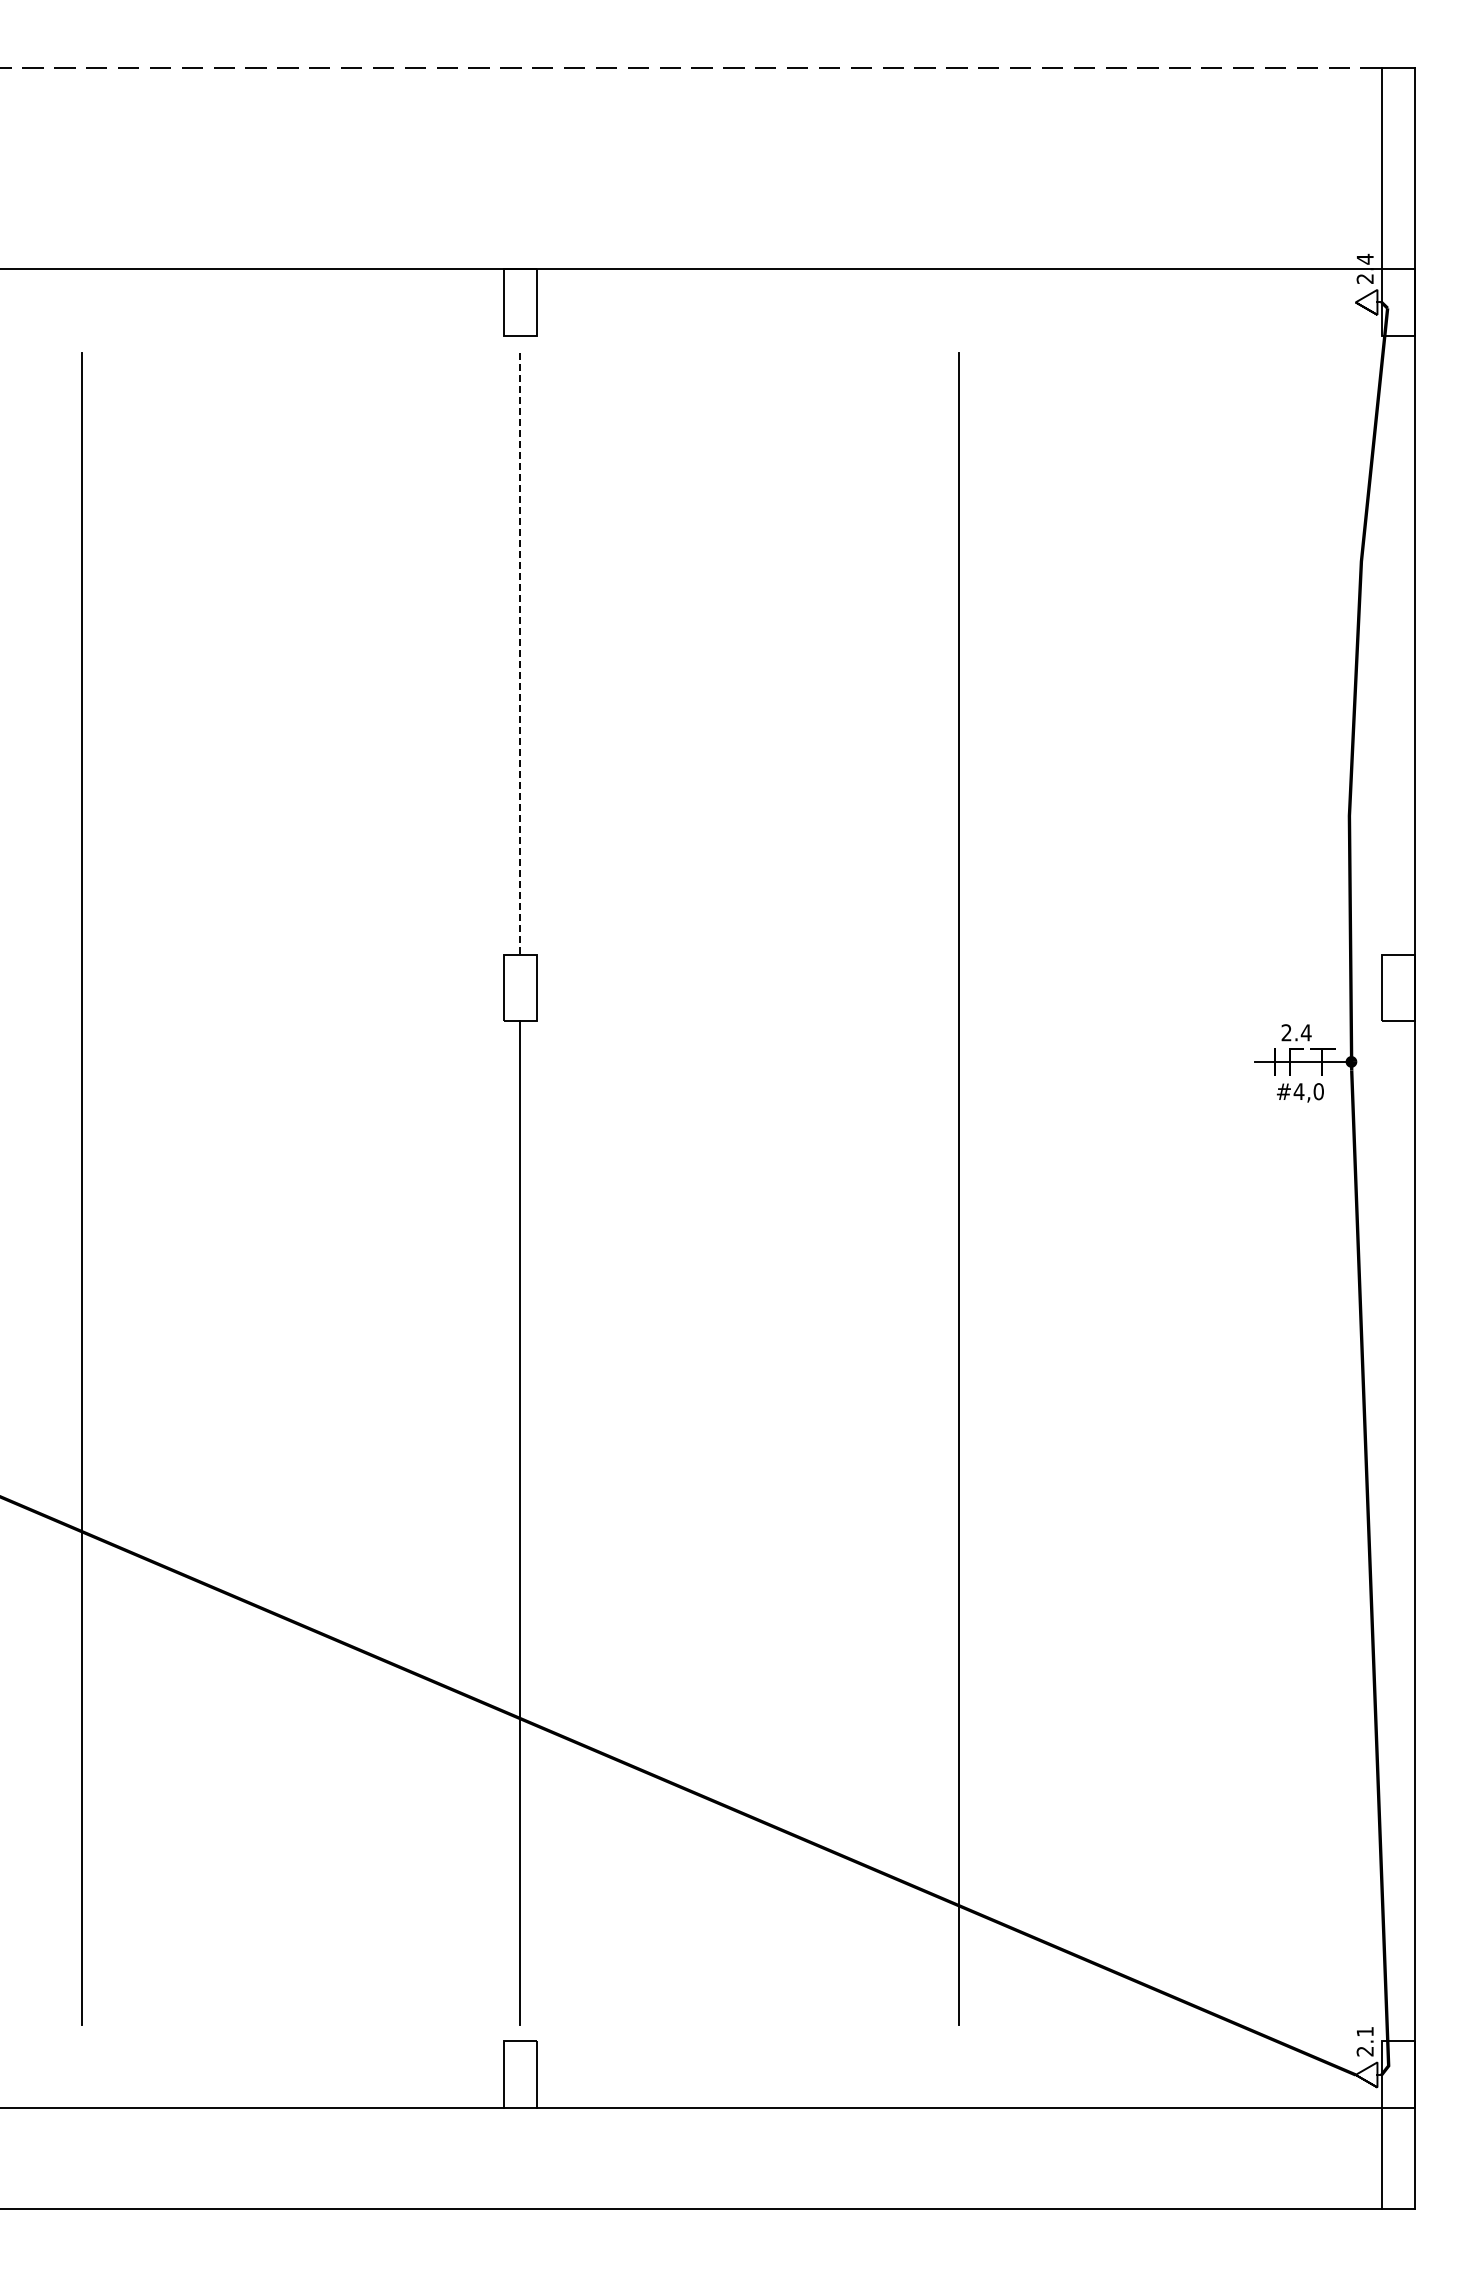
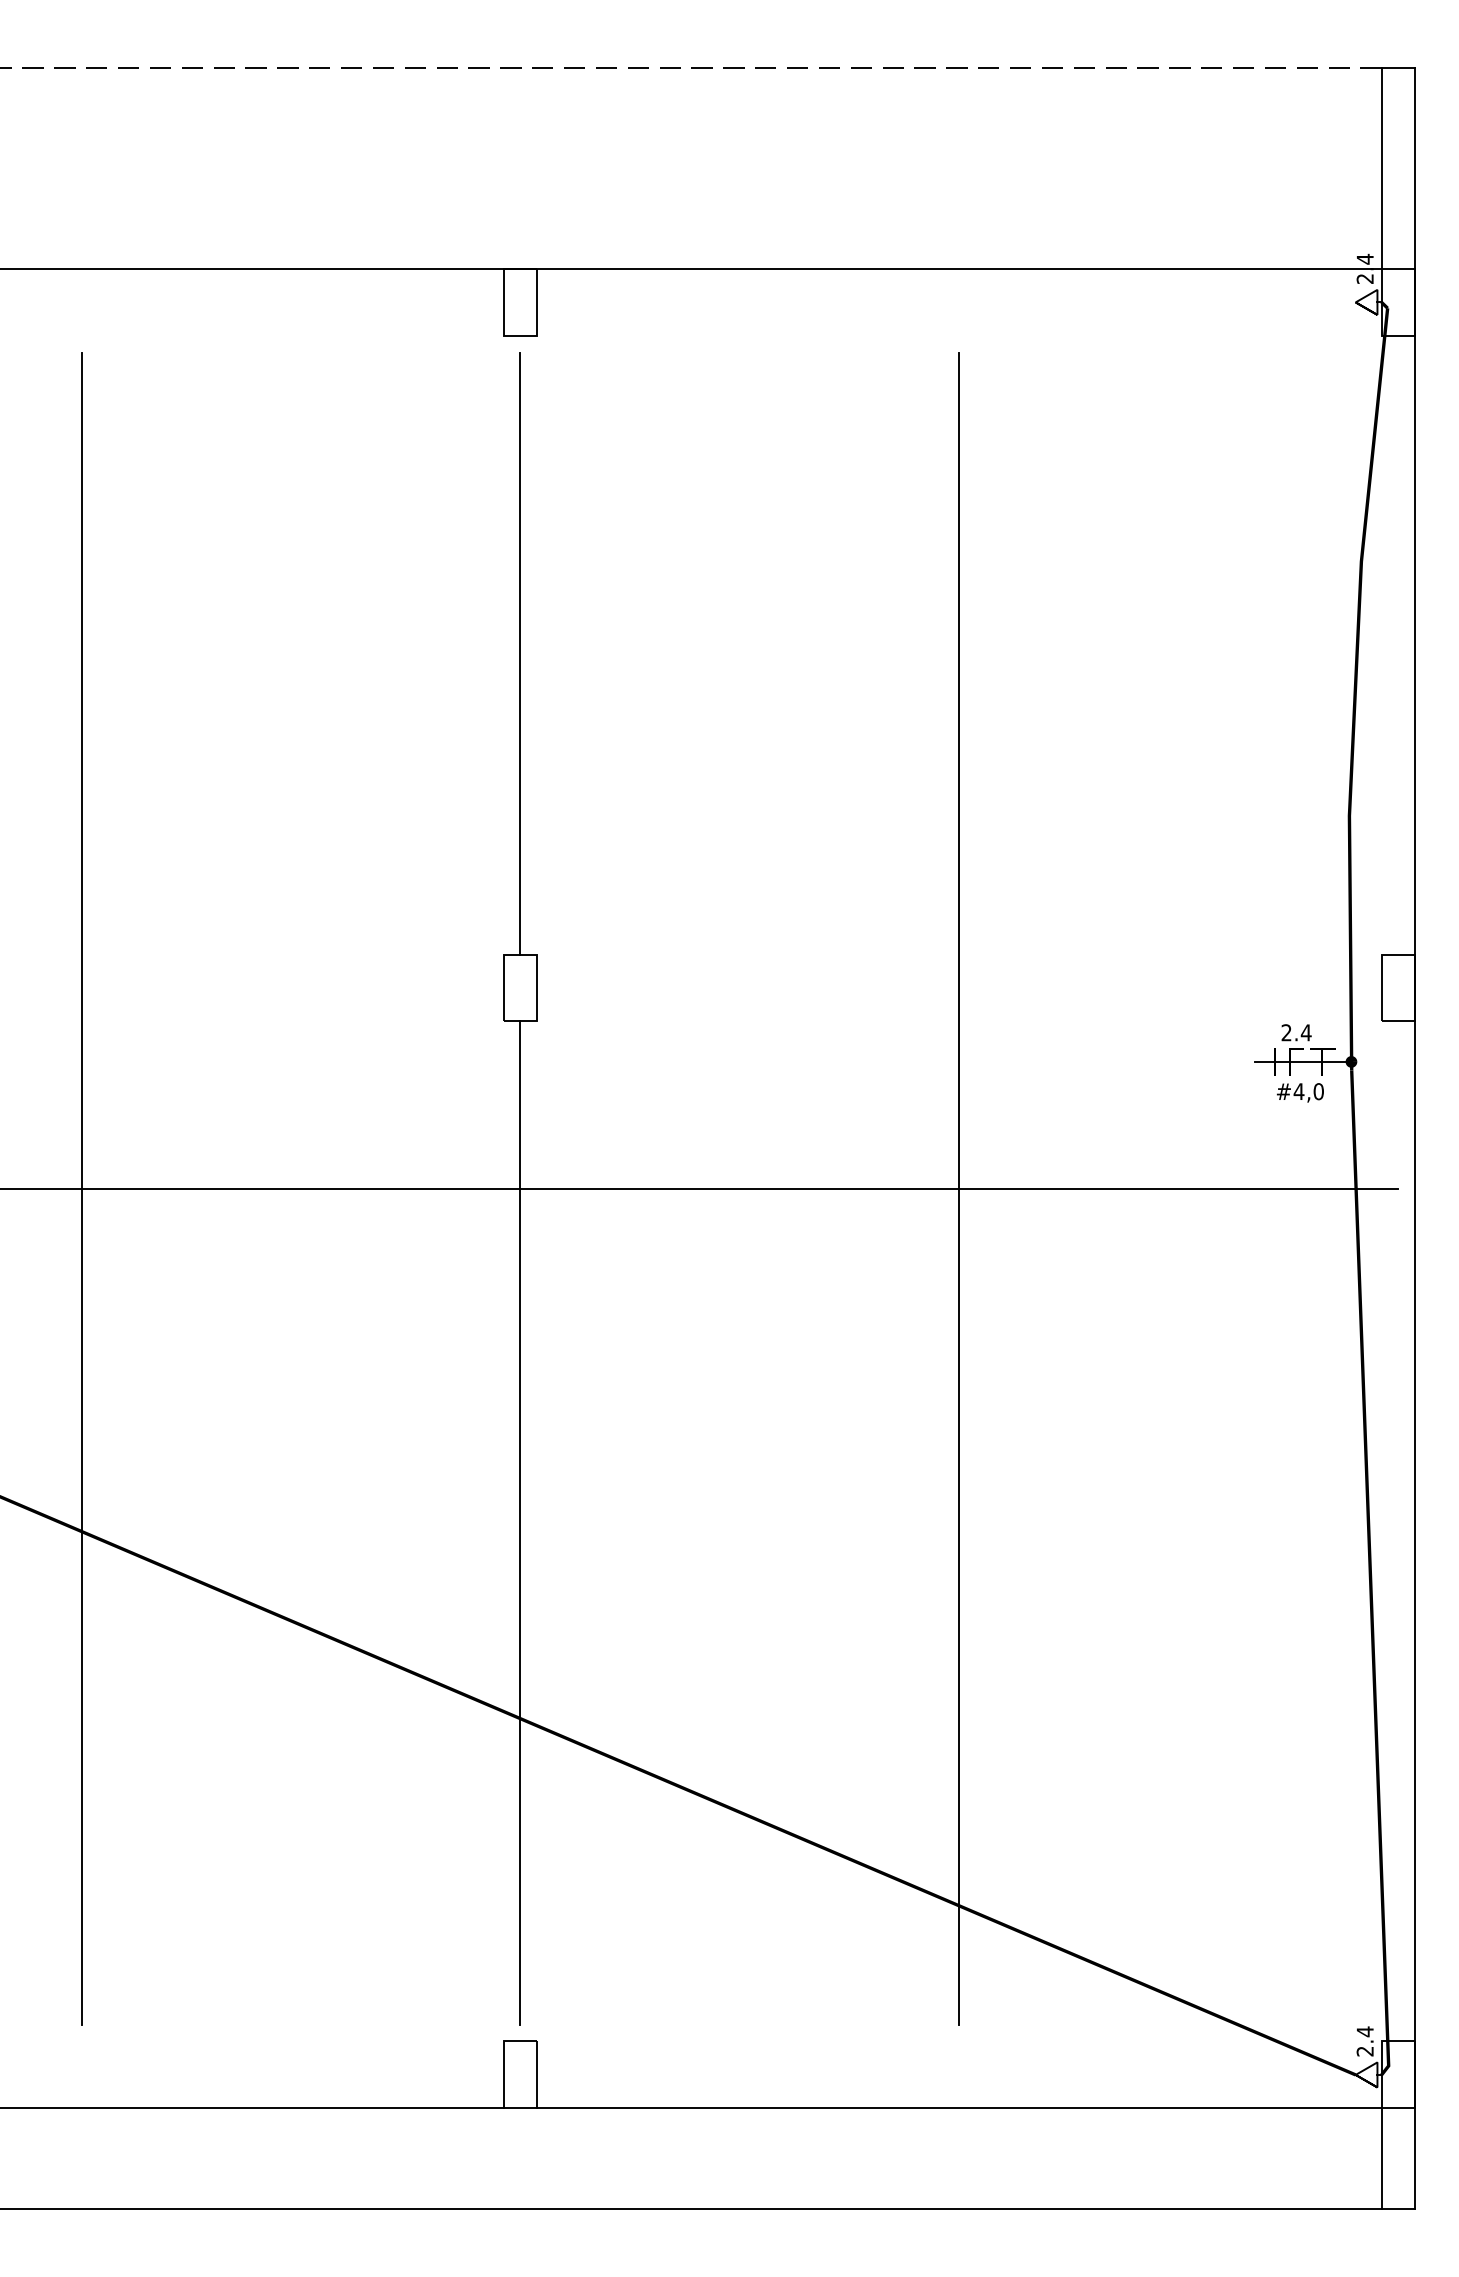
line: dashed -> solid (520, 653)
line: none -> present (700, 1188)
text: 2.1 -> 2.4 (1364, 2031)
